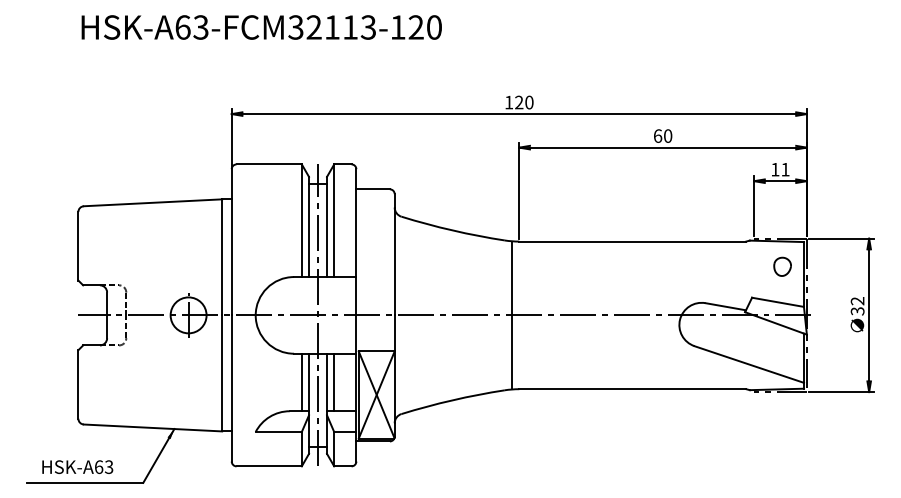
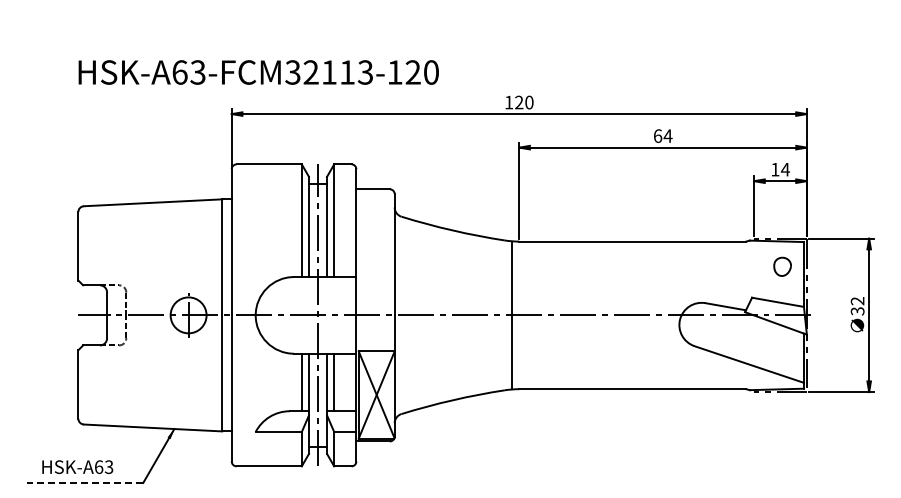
text position: (261, 27) -> (258, 72) (258, 72)
text: 60 -> 64 (667, 135)
text: 11 -> 14 (785, 169)
line: solid -> dashed (84, 482)
